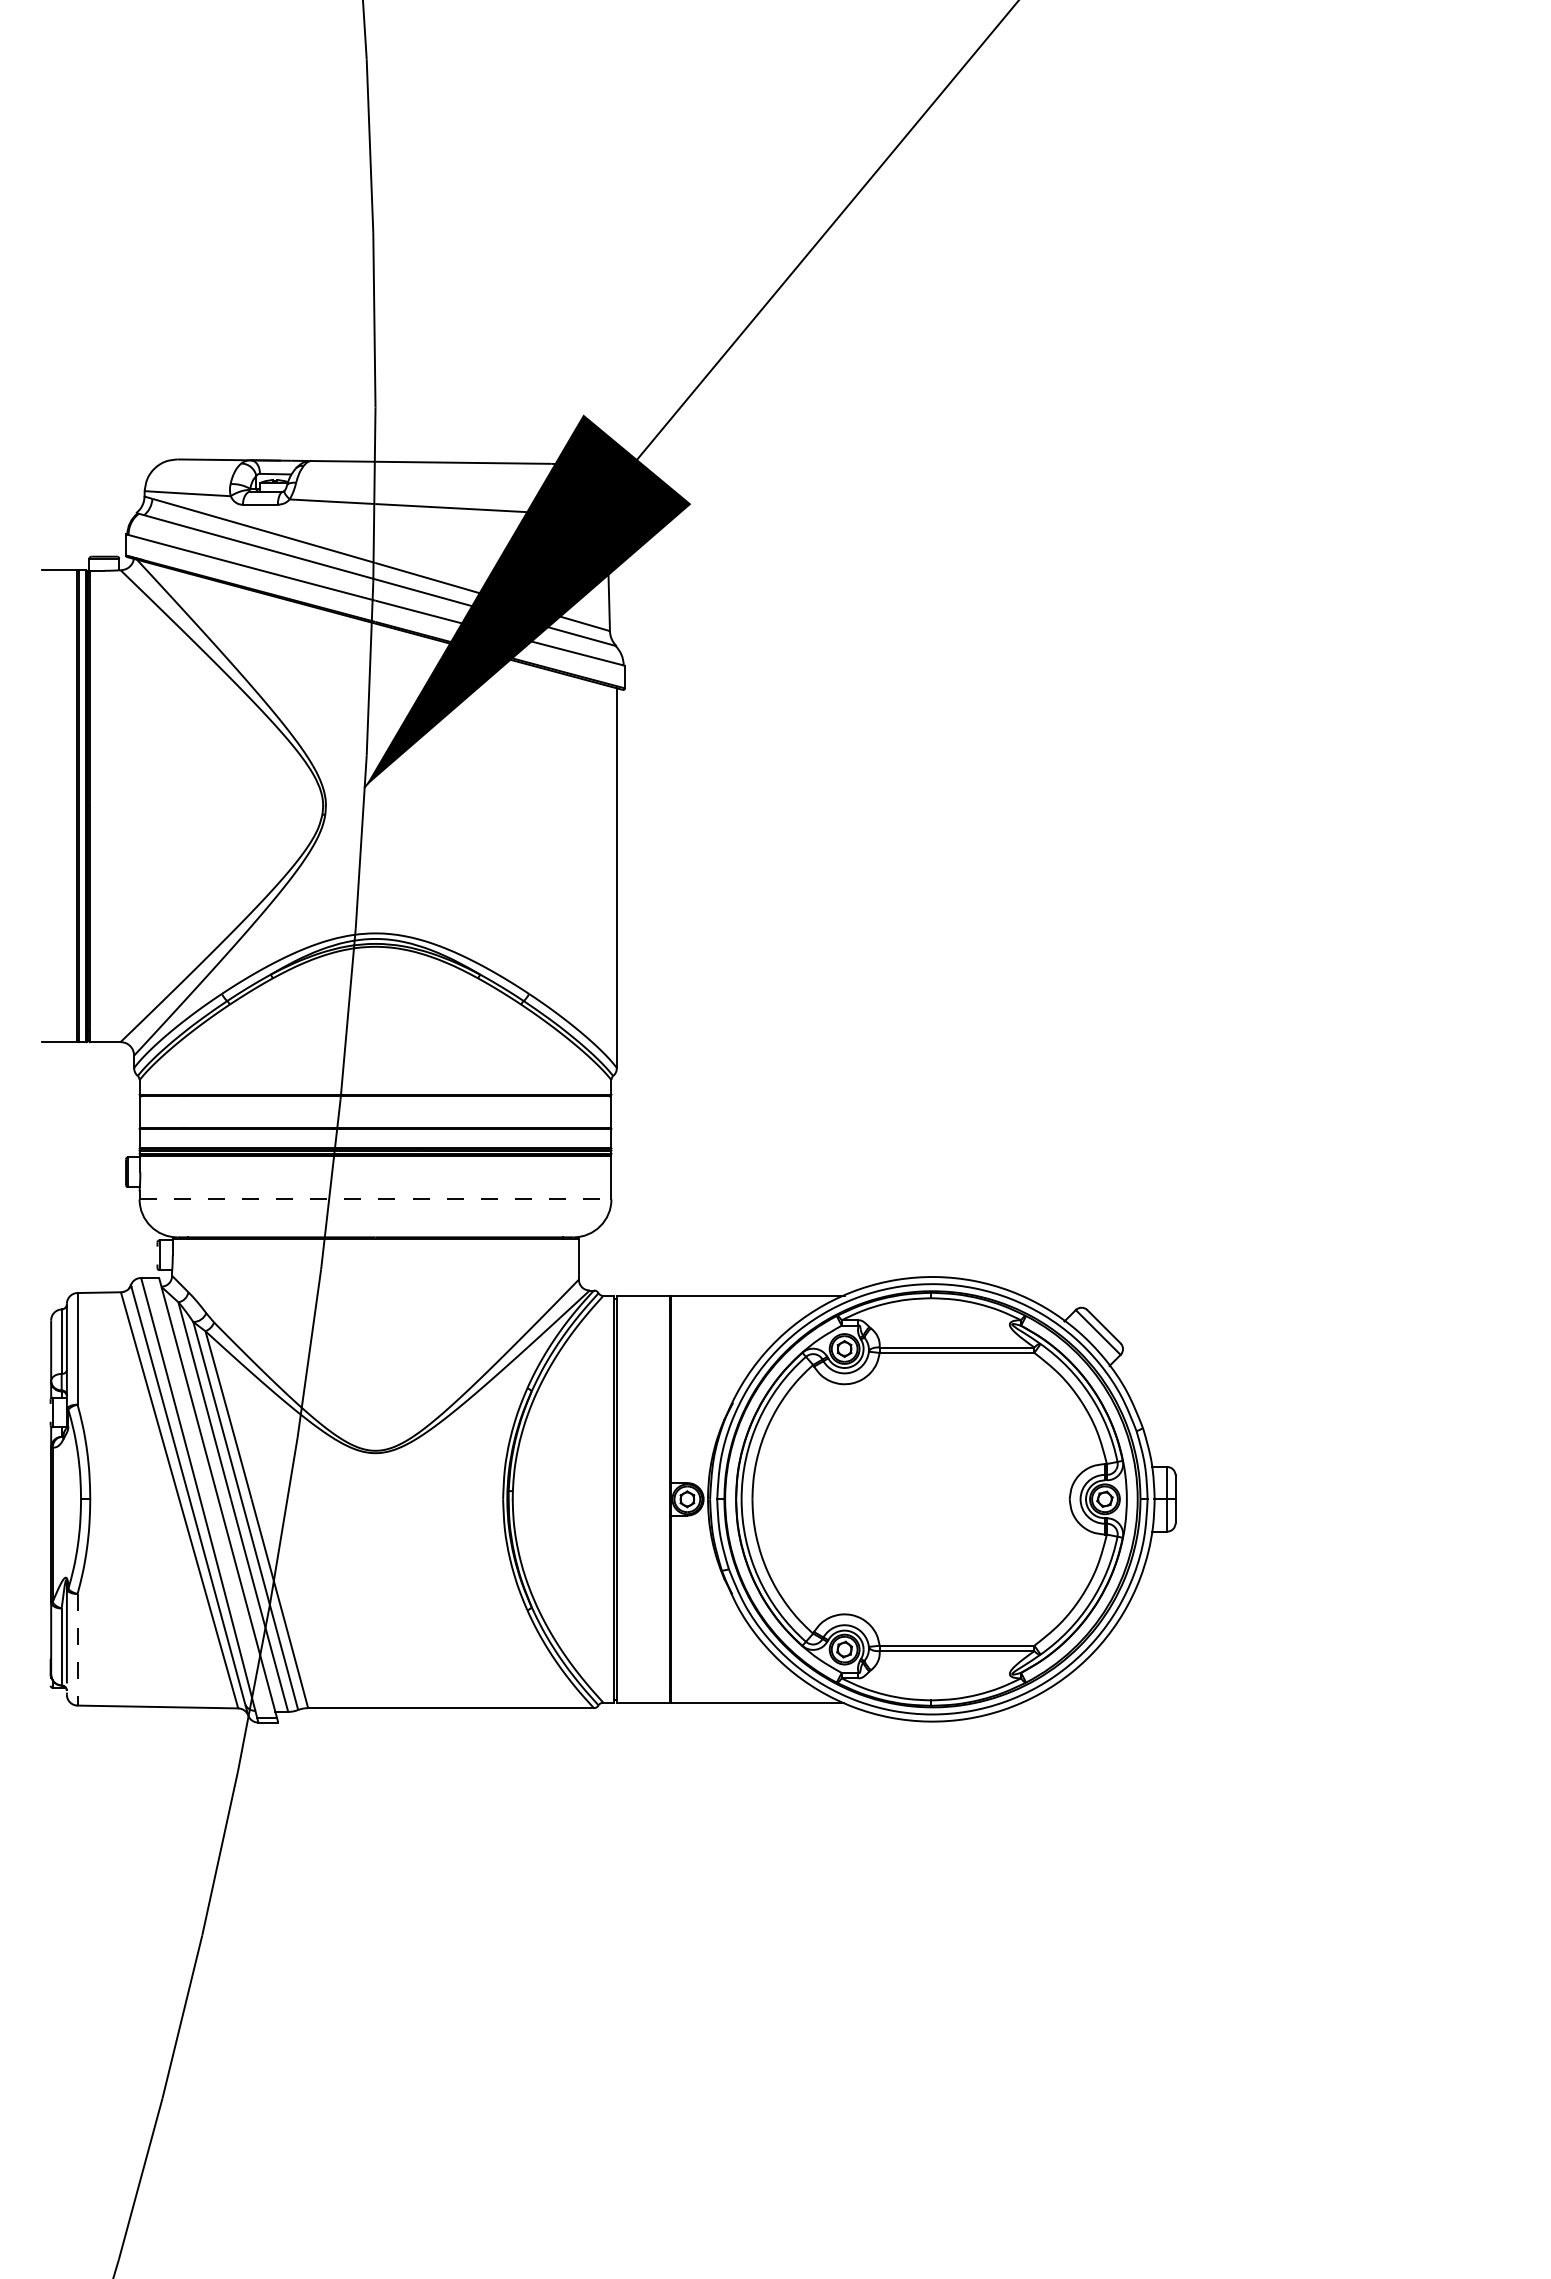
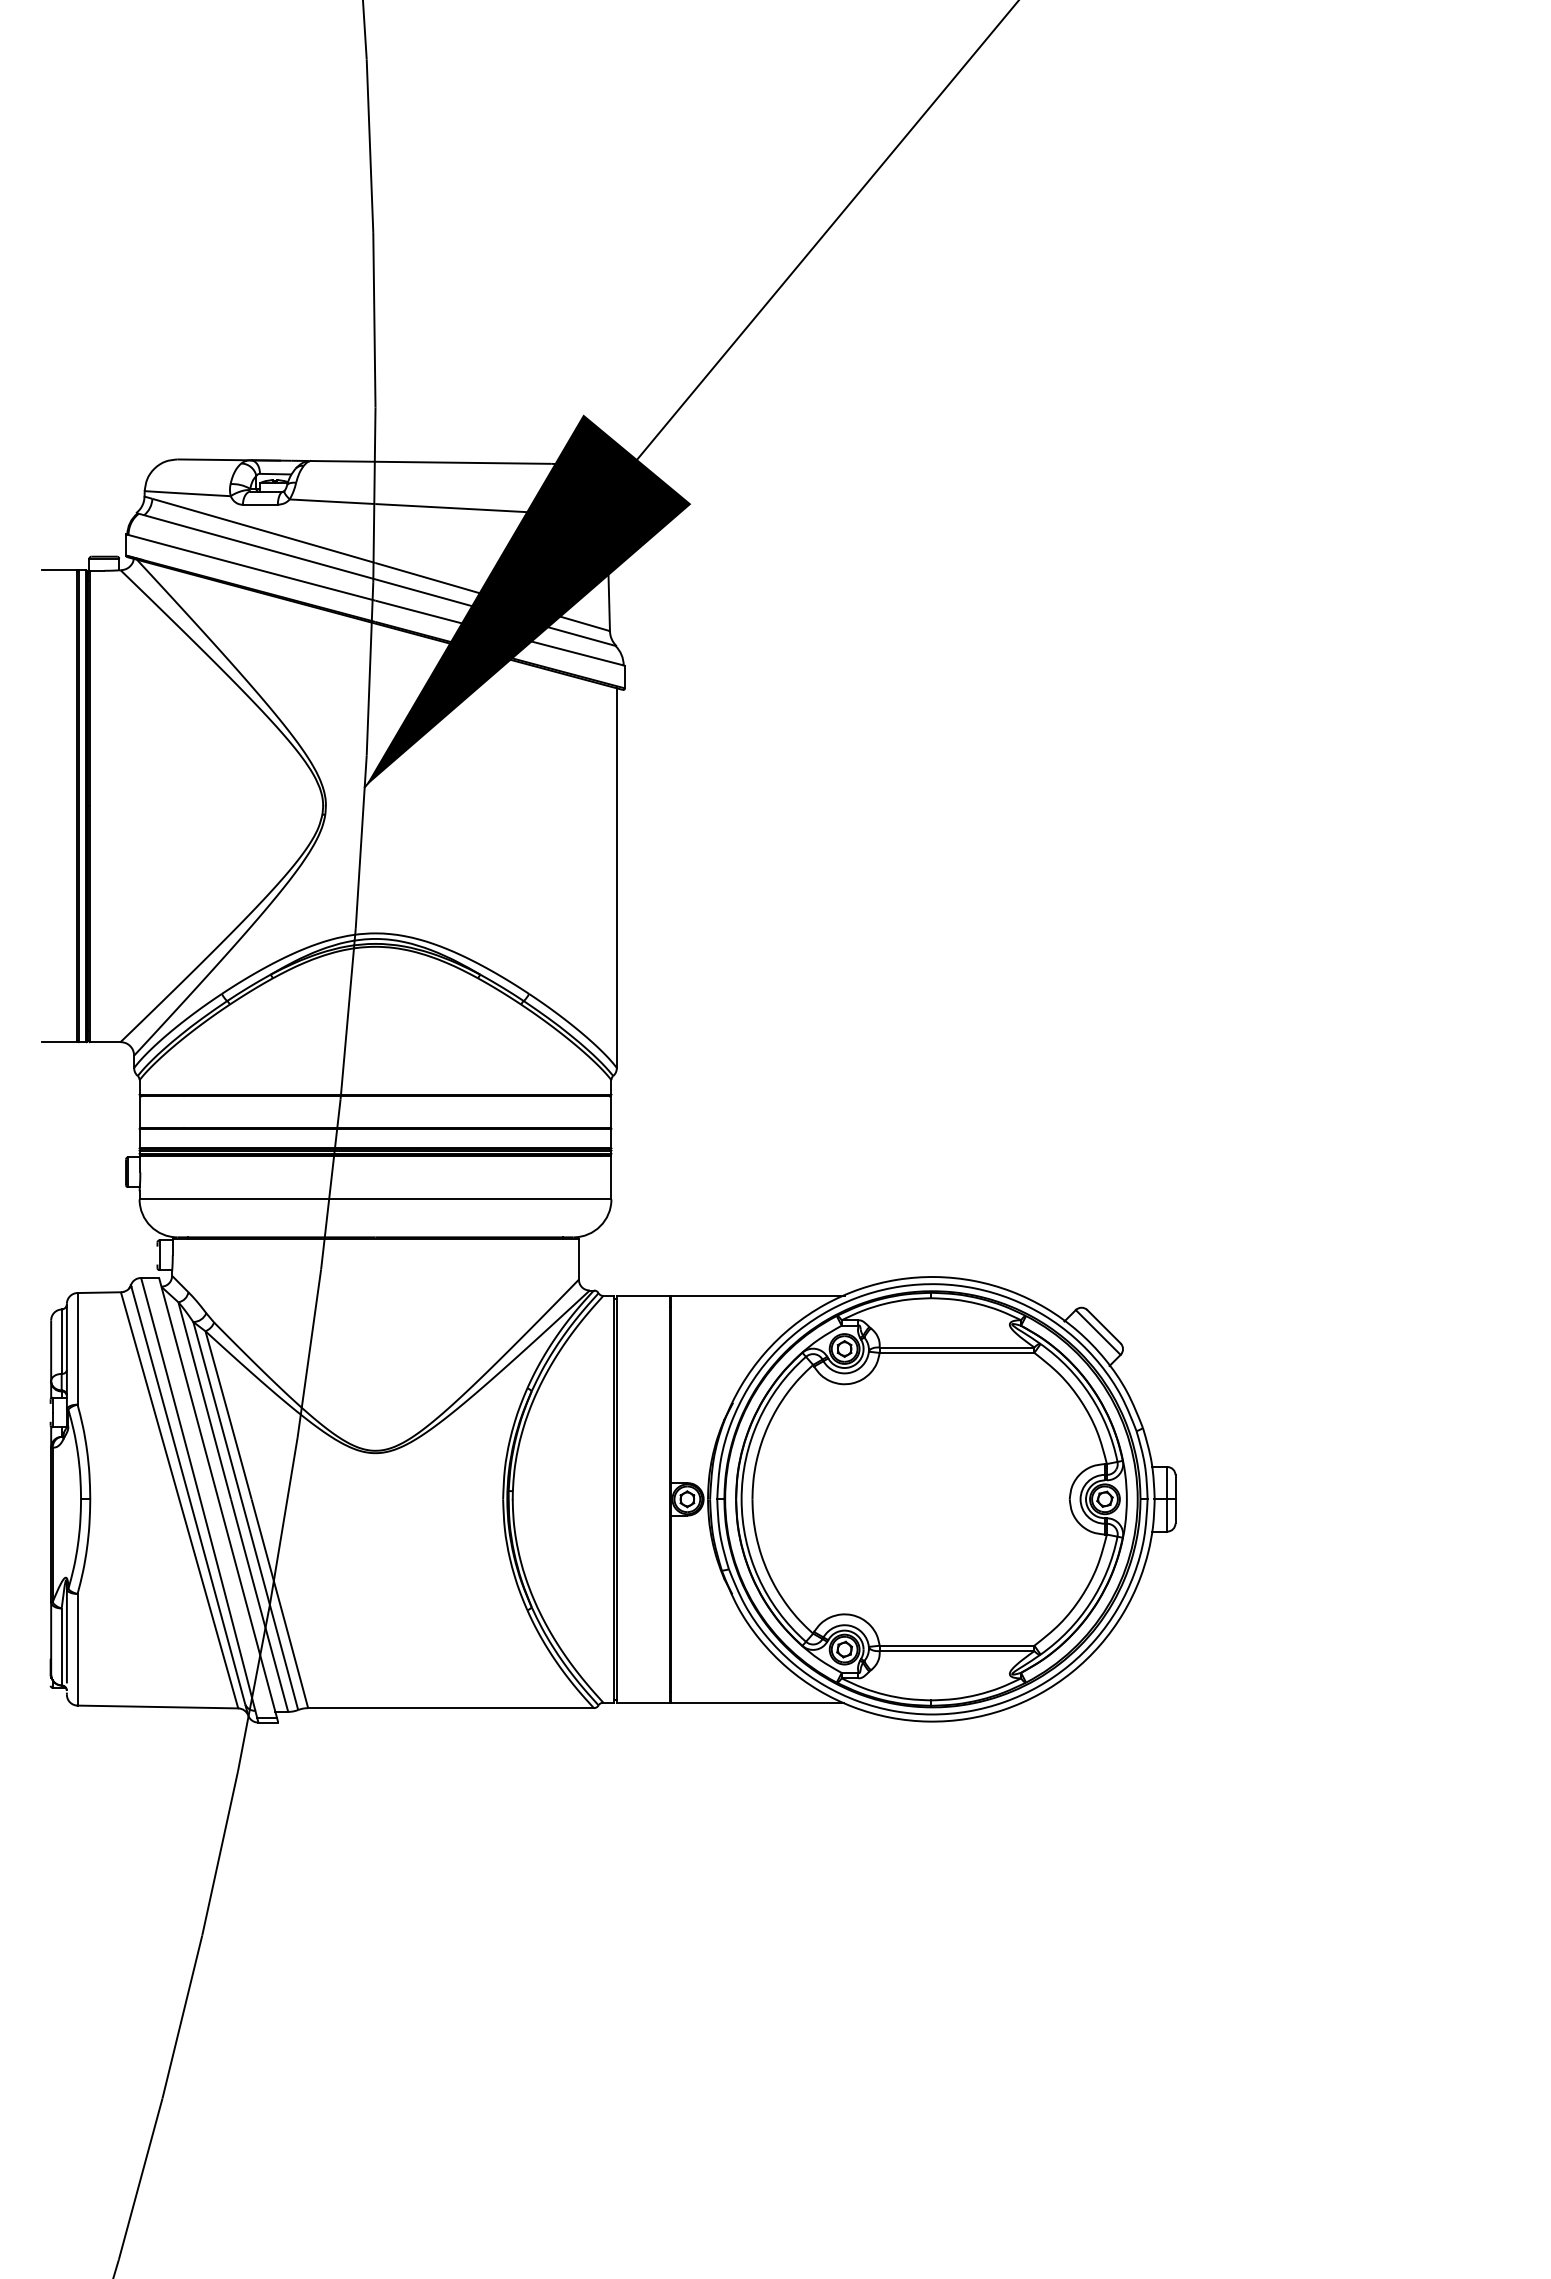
line: dashed -> solid (375, 1199)
line: dashed -> solid (77, 1649)
